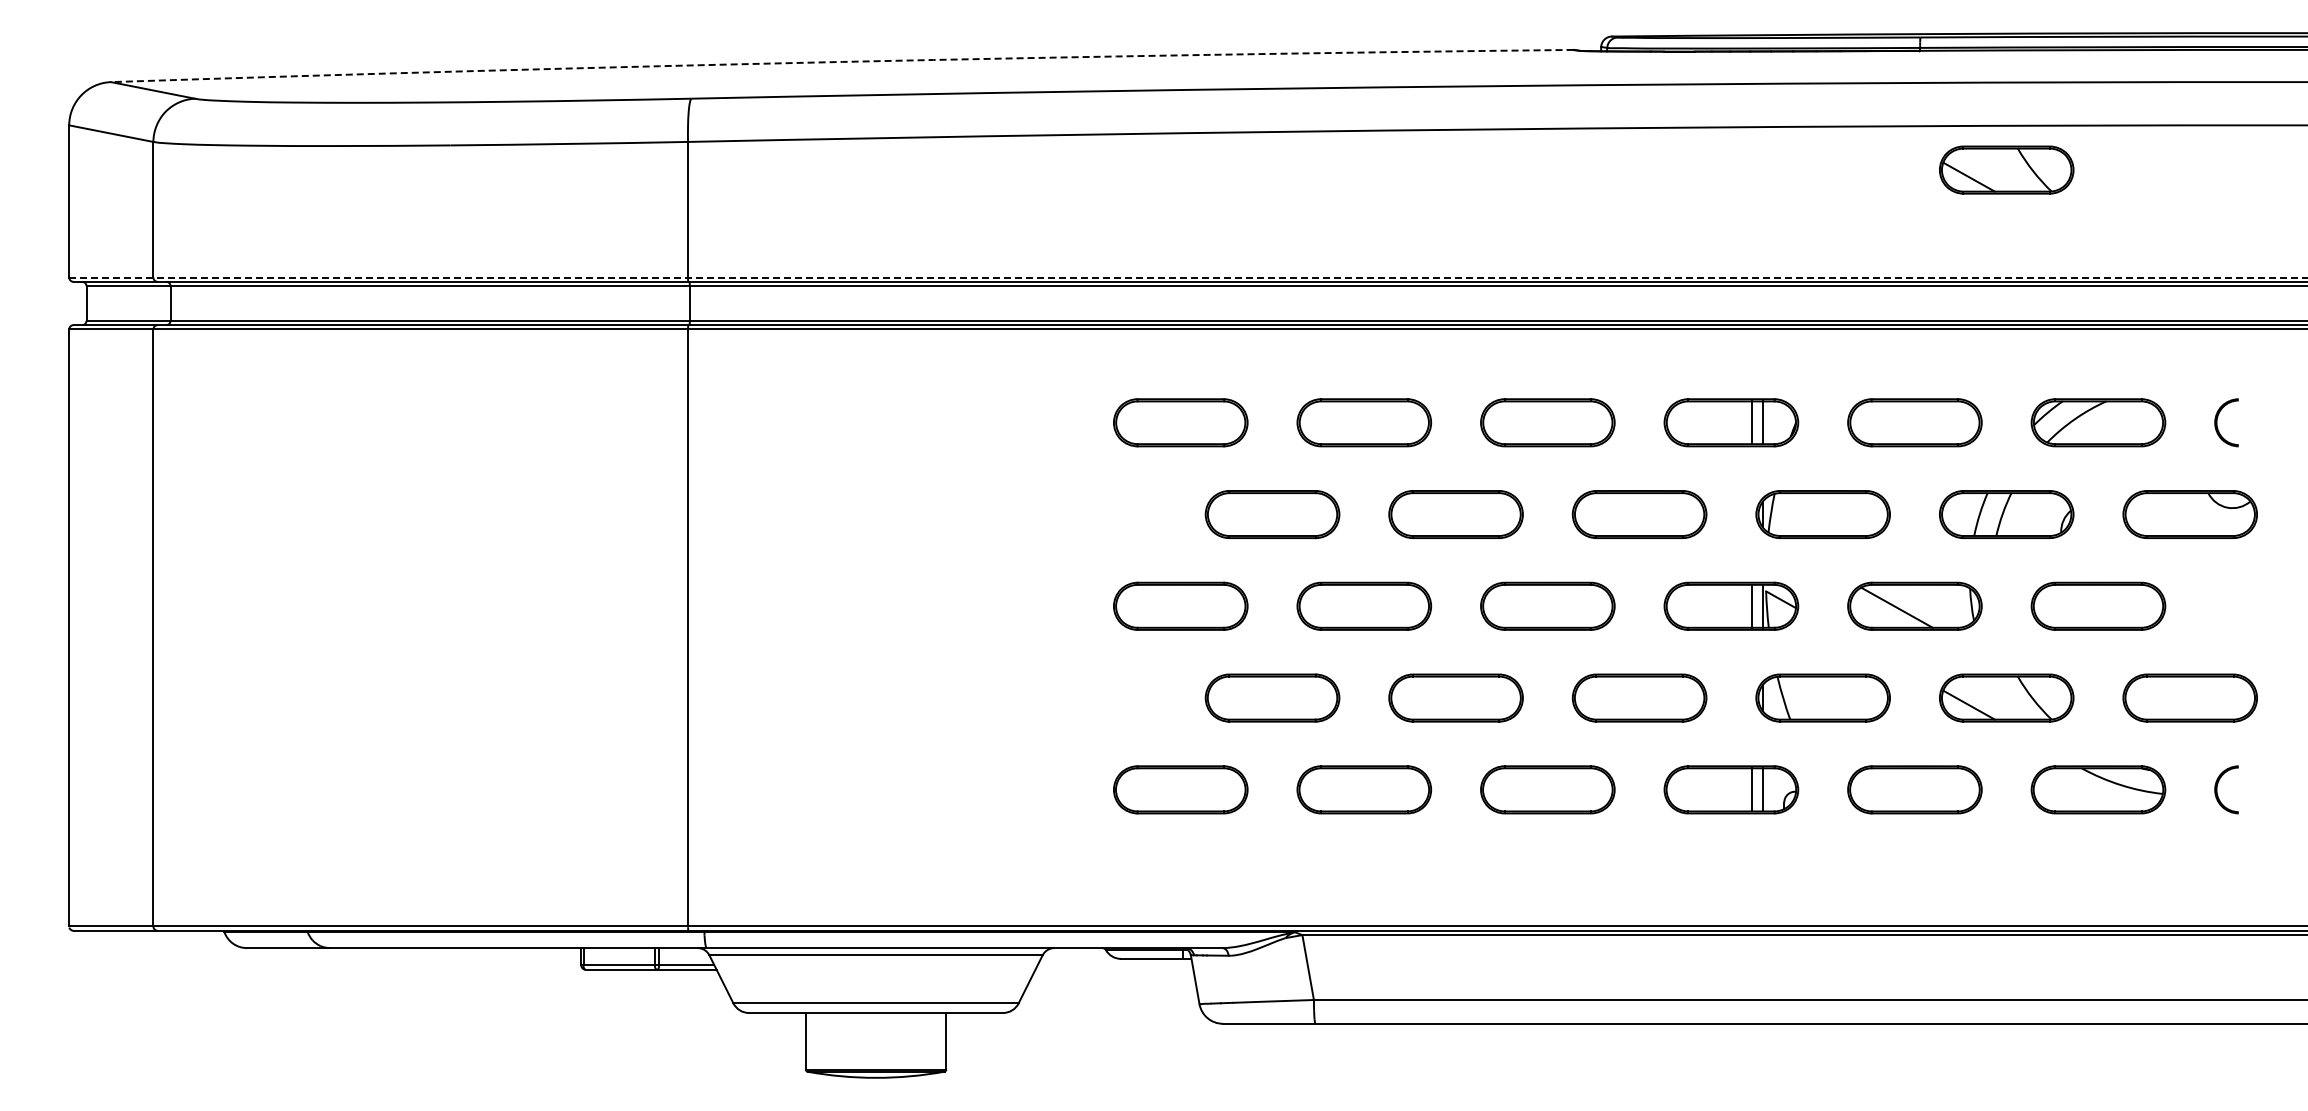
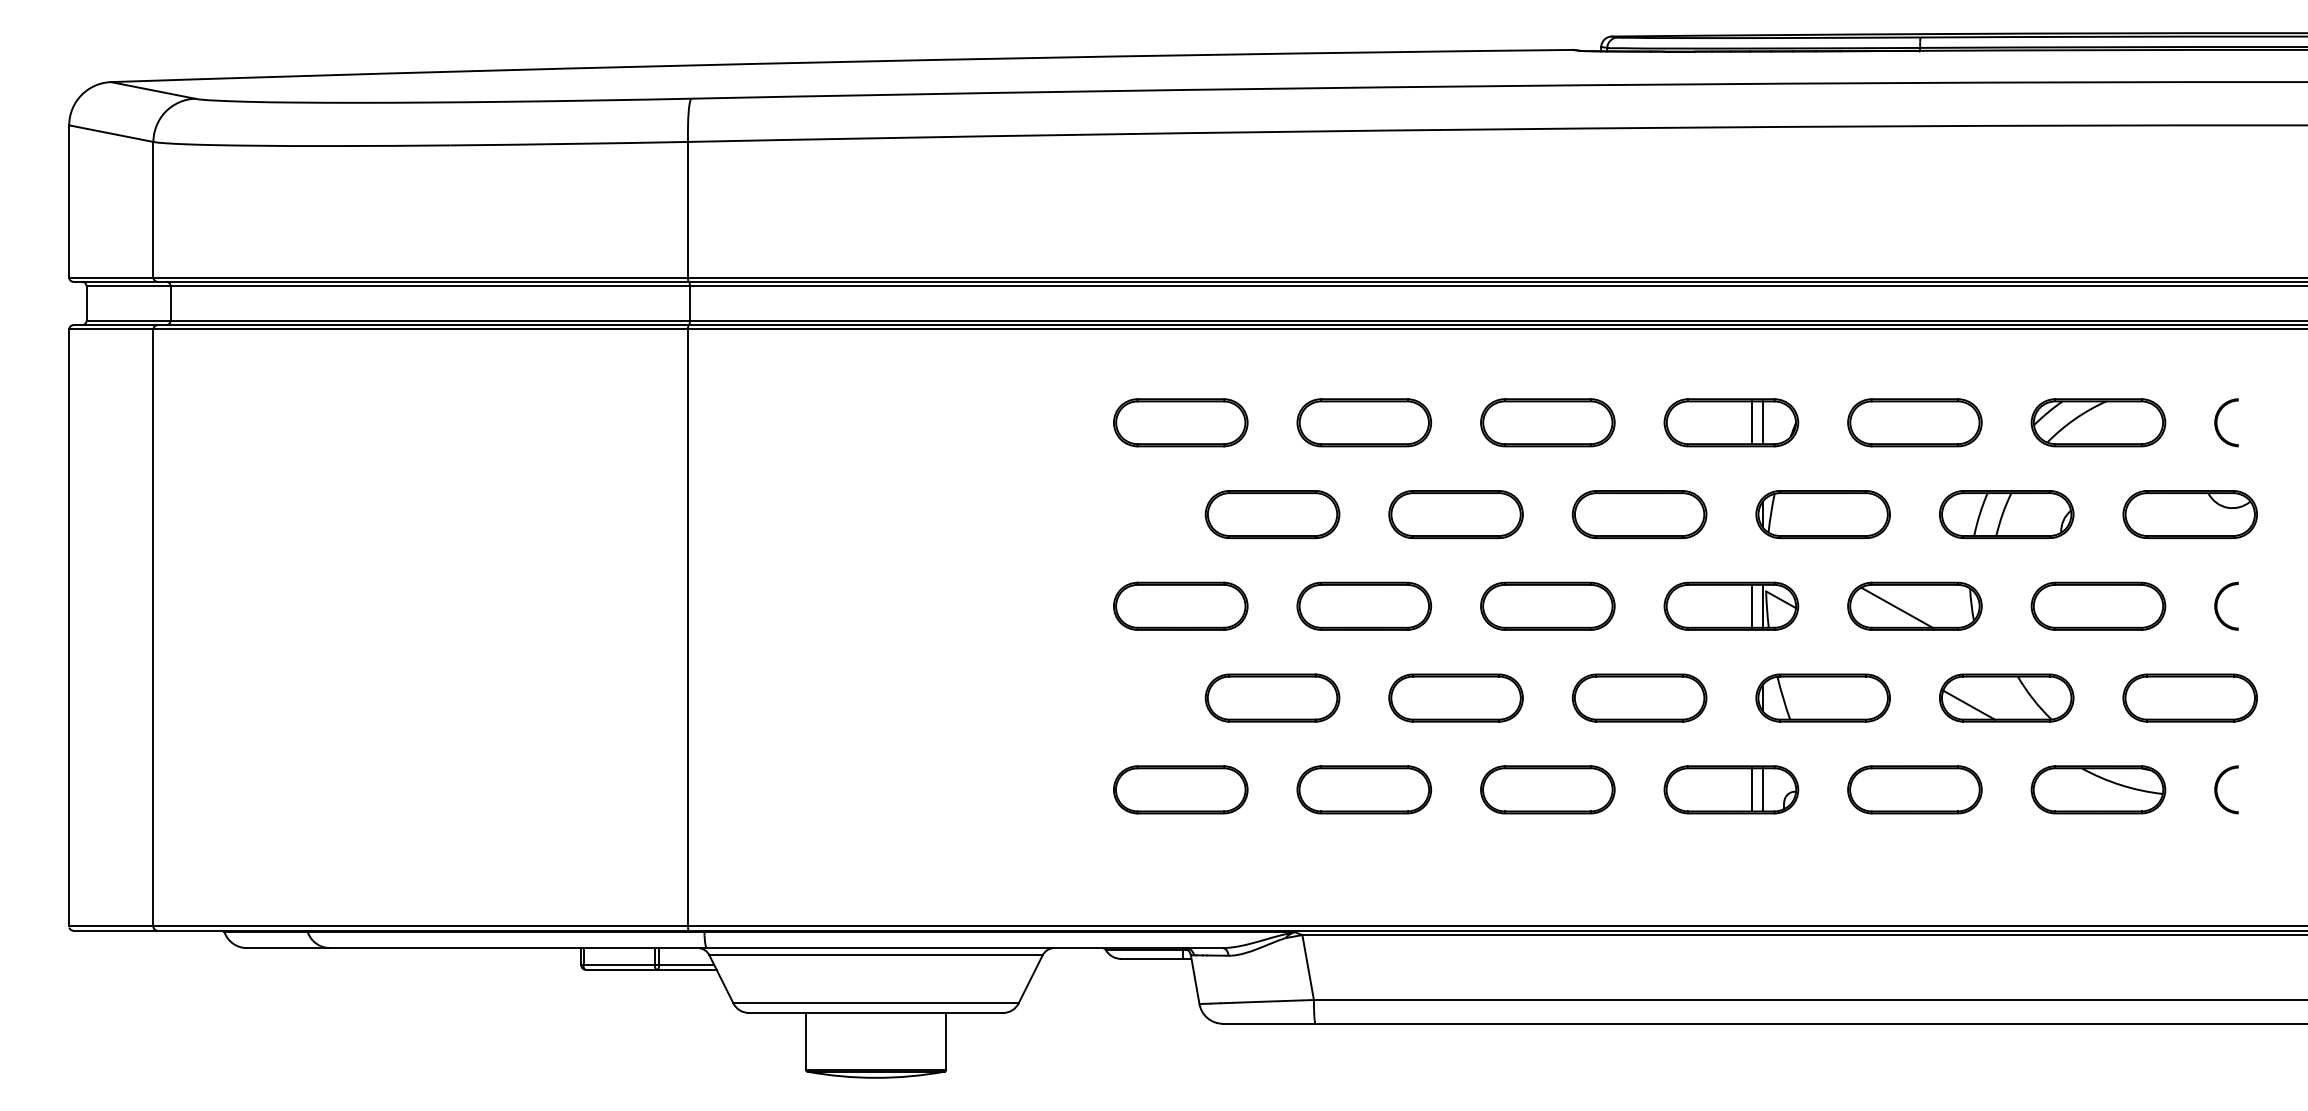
arc: dashed -> solid (842, 61)
part: present -> none (2006, 169)
line: dashed -> solid (1189, 277)
part: none -> present (2217, 605)
